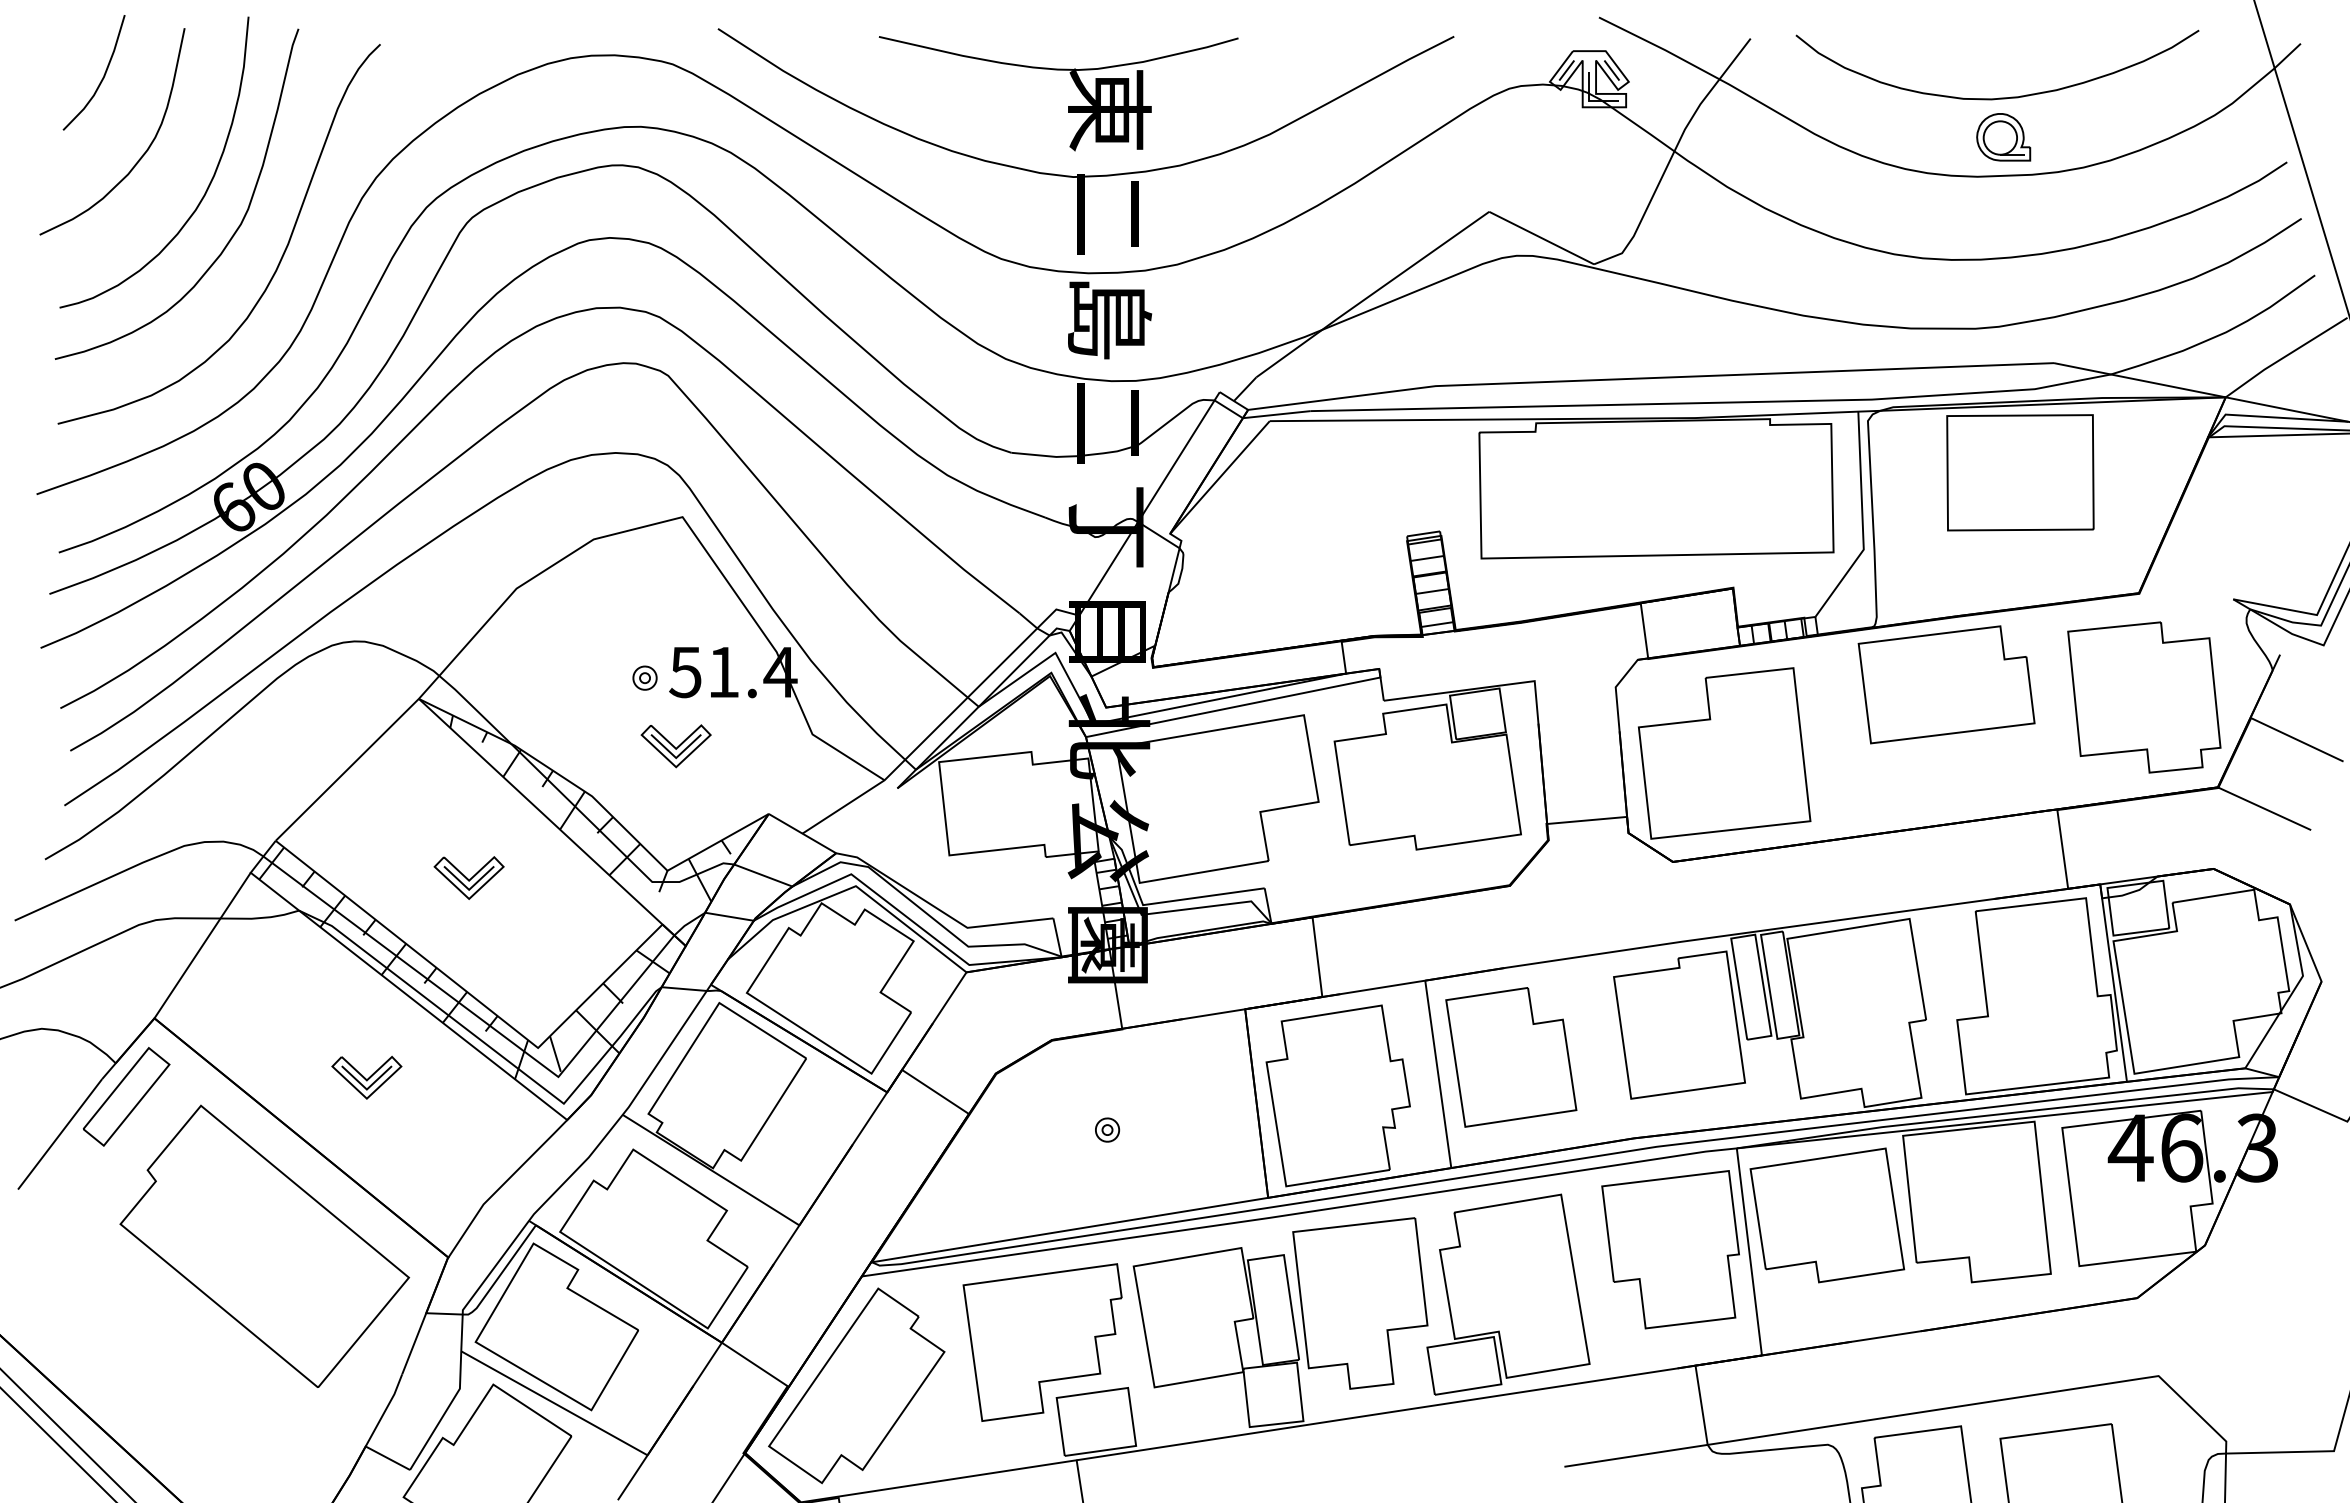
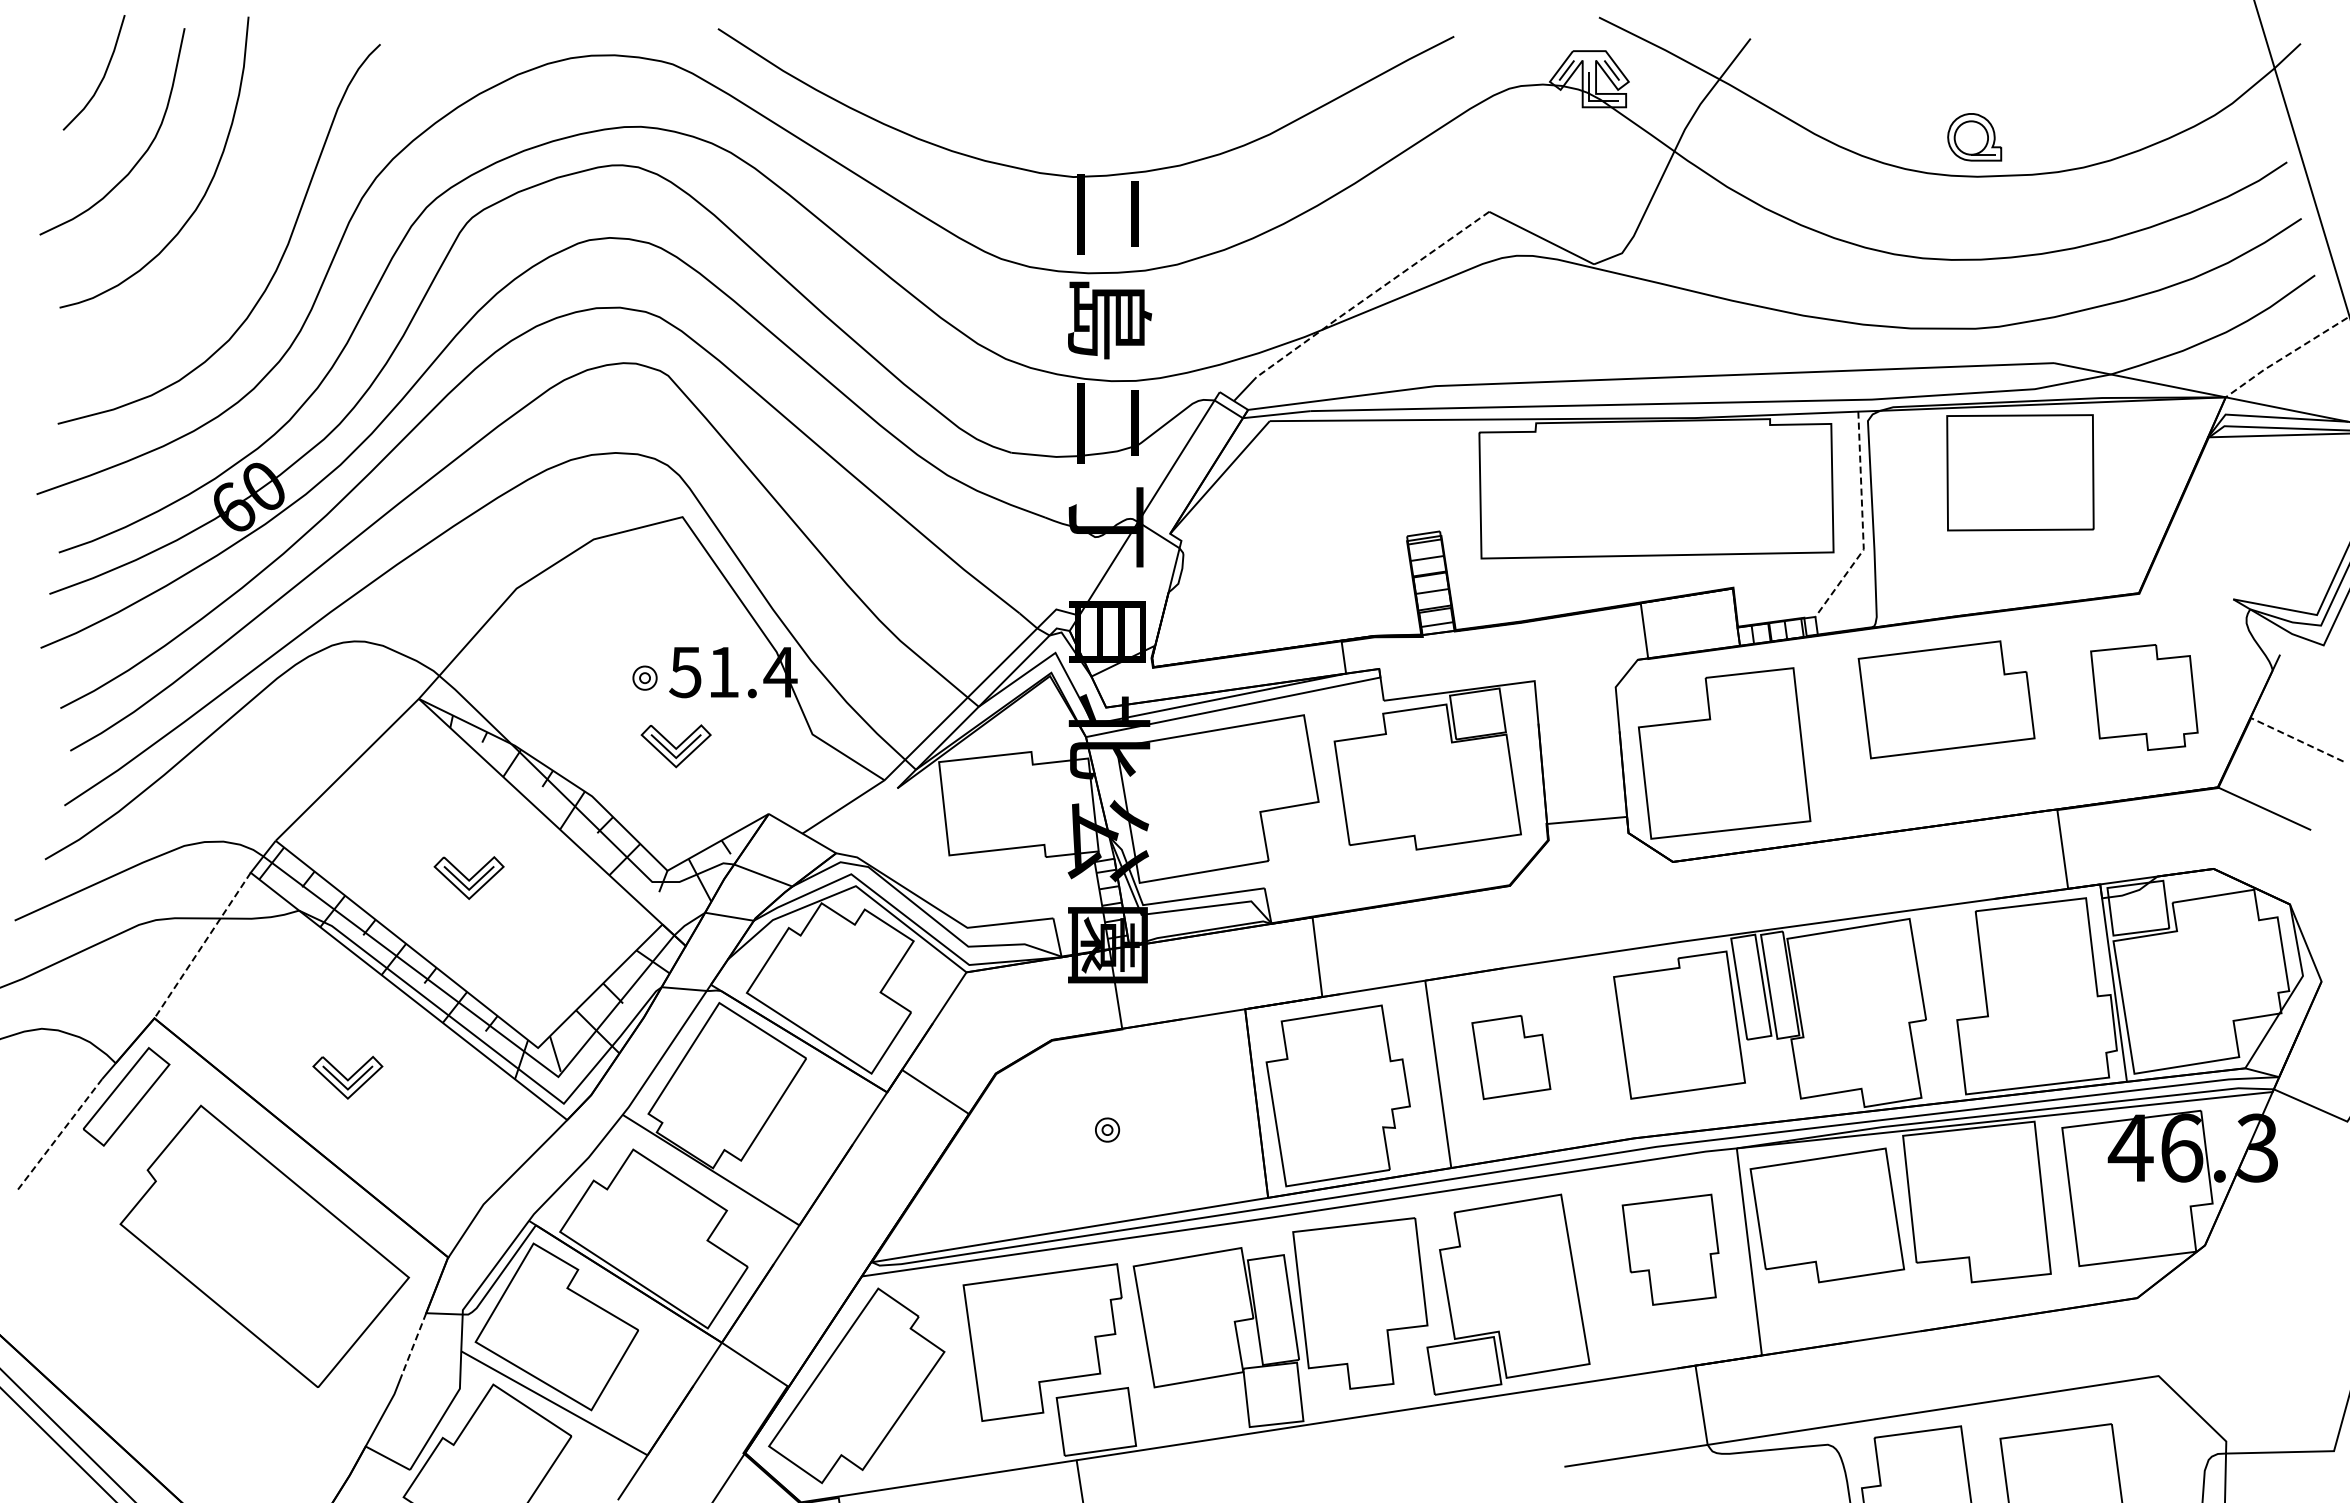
curve: present -> none (1999, 97)
part: present -> none (1068, 106)
part position: (2003, 137) -> (1974, 137) (1974, 137)
curve: present -> none (233, 233)
line: solid -> dashed (1371, 294)
line: solid -> dashed (2284, 356)
line: solid -> dashed (1862, 522)
part position: (1946, 684) -> (1946, 699) (1946, 699)
part size: 155x153 px -> 109x107 px (2144, 697)
line: solid -> dashed (2296, 739)
line: solid -> dashed (202, 945)
part size: 133x141 px -> 81x86 px (1511, 1057)
part position: (366, 1077) -> (347, 1077) (347, 1077)
line: solid -> dashed (59, 1134)
part size: 139x160 px -> 99x113 px (1670, 1249)
line: solid -> dashed (414, 1343)
